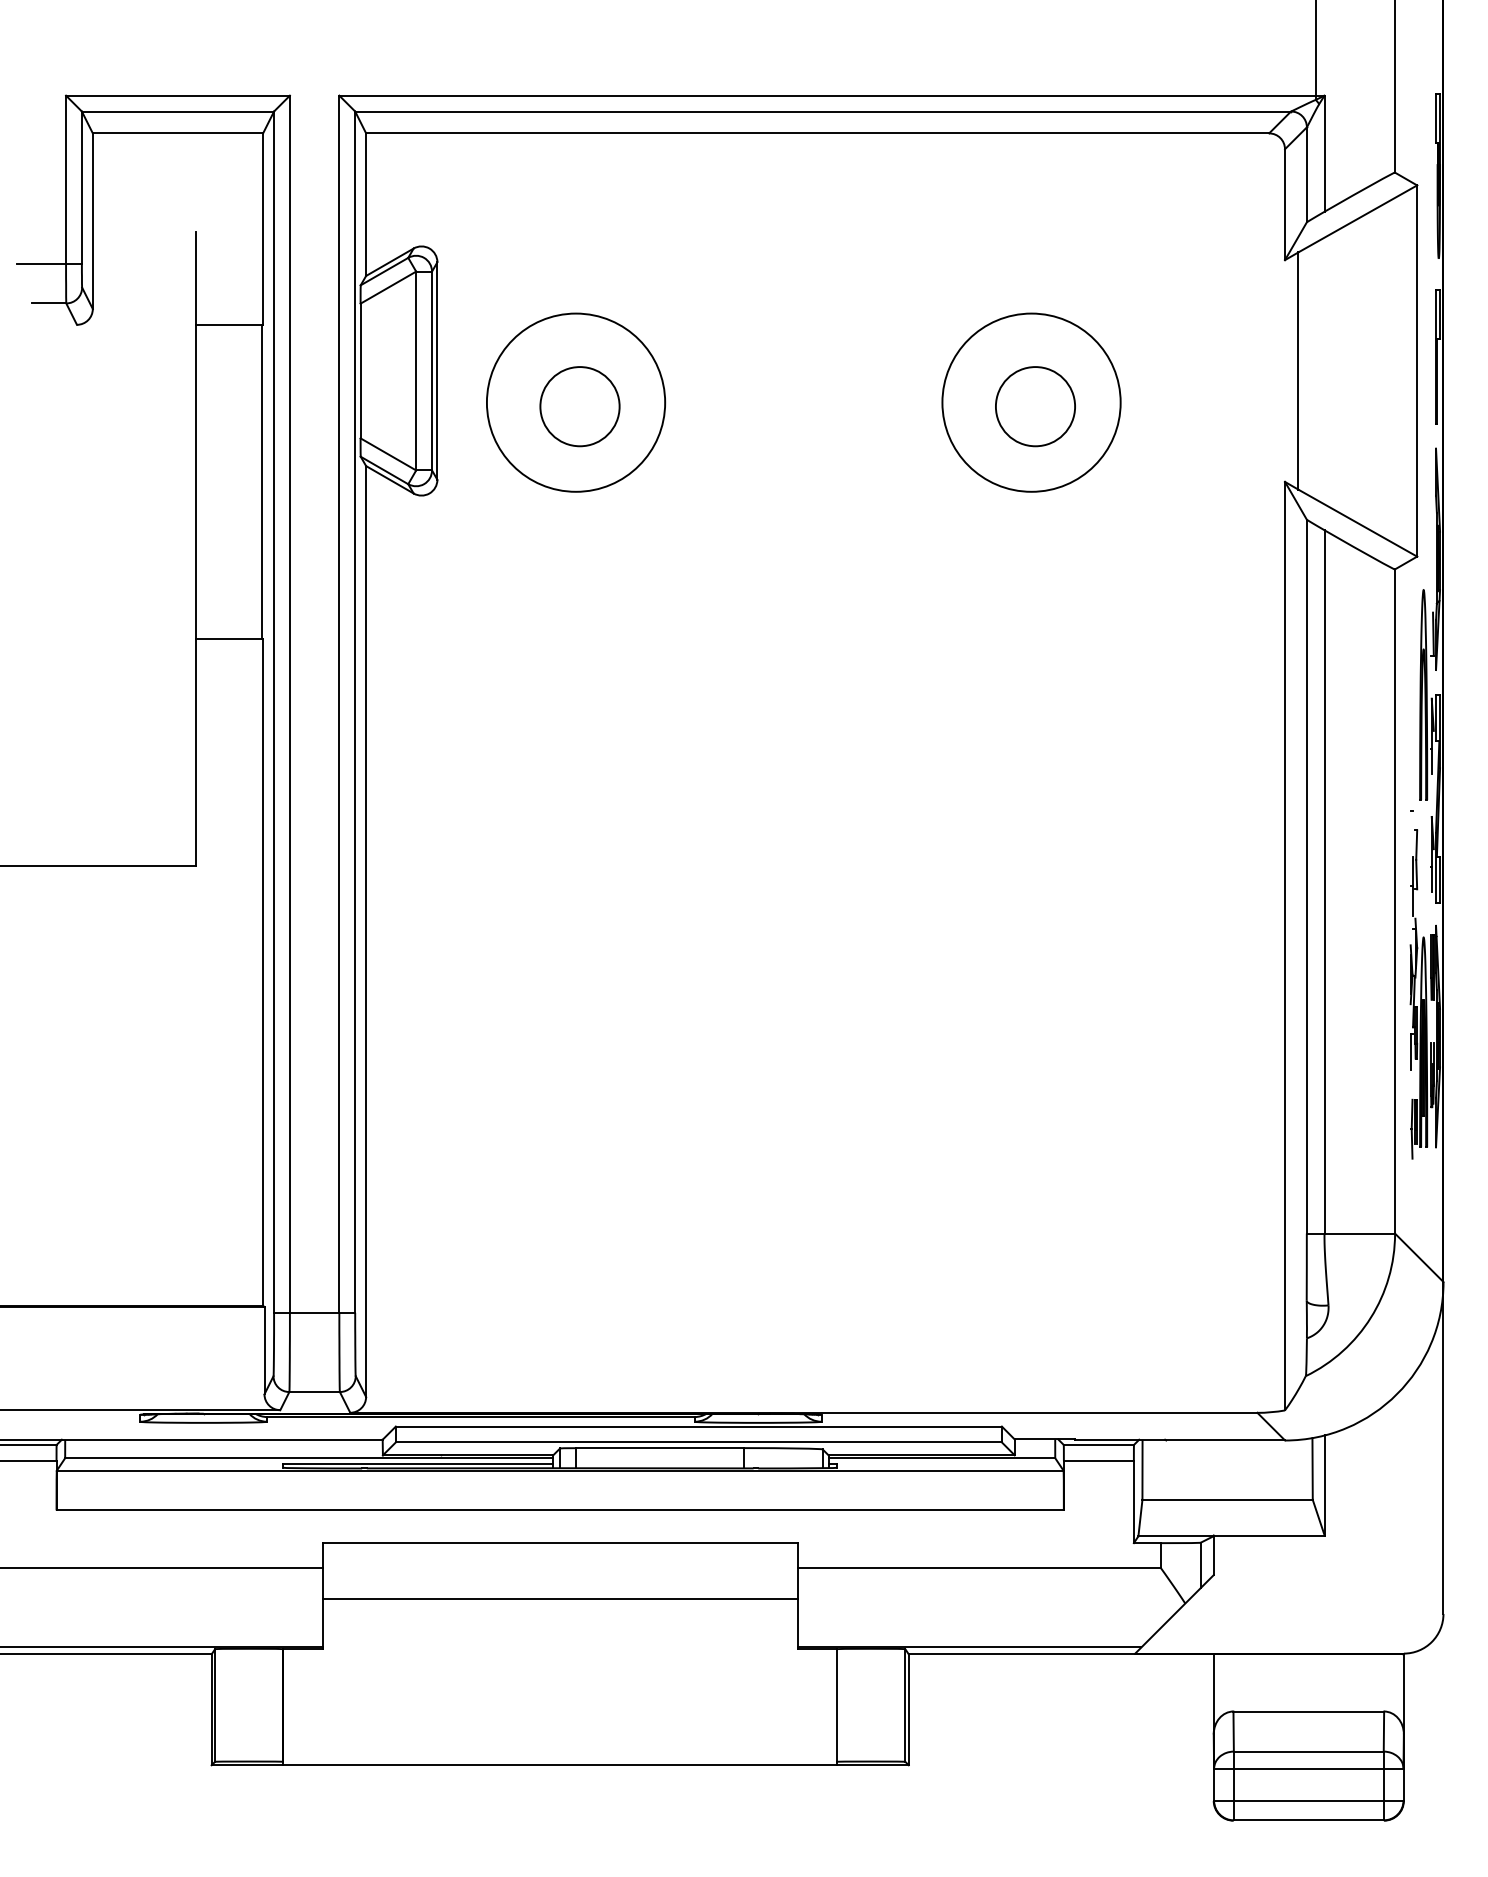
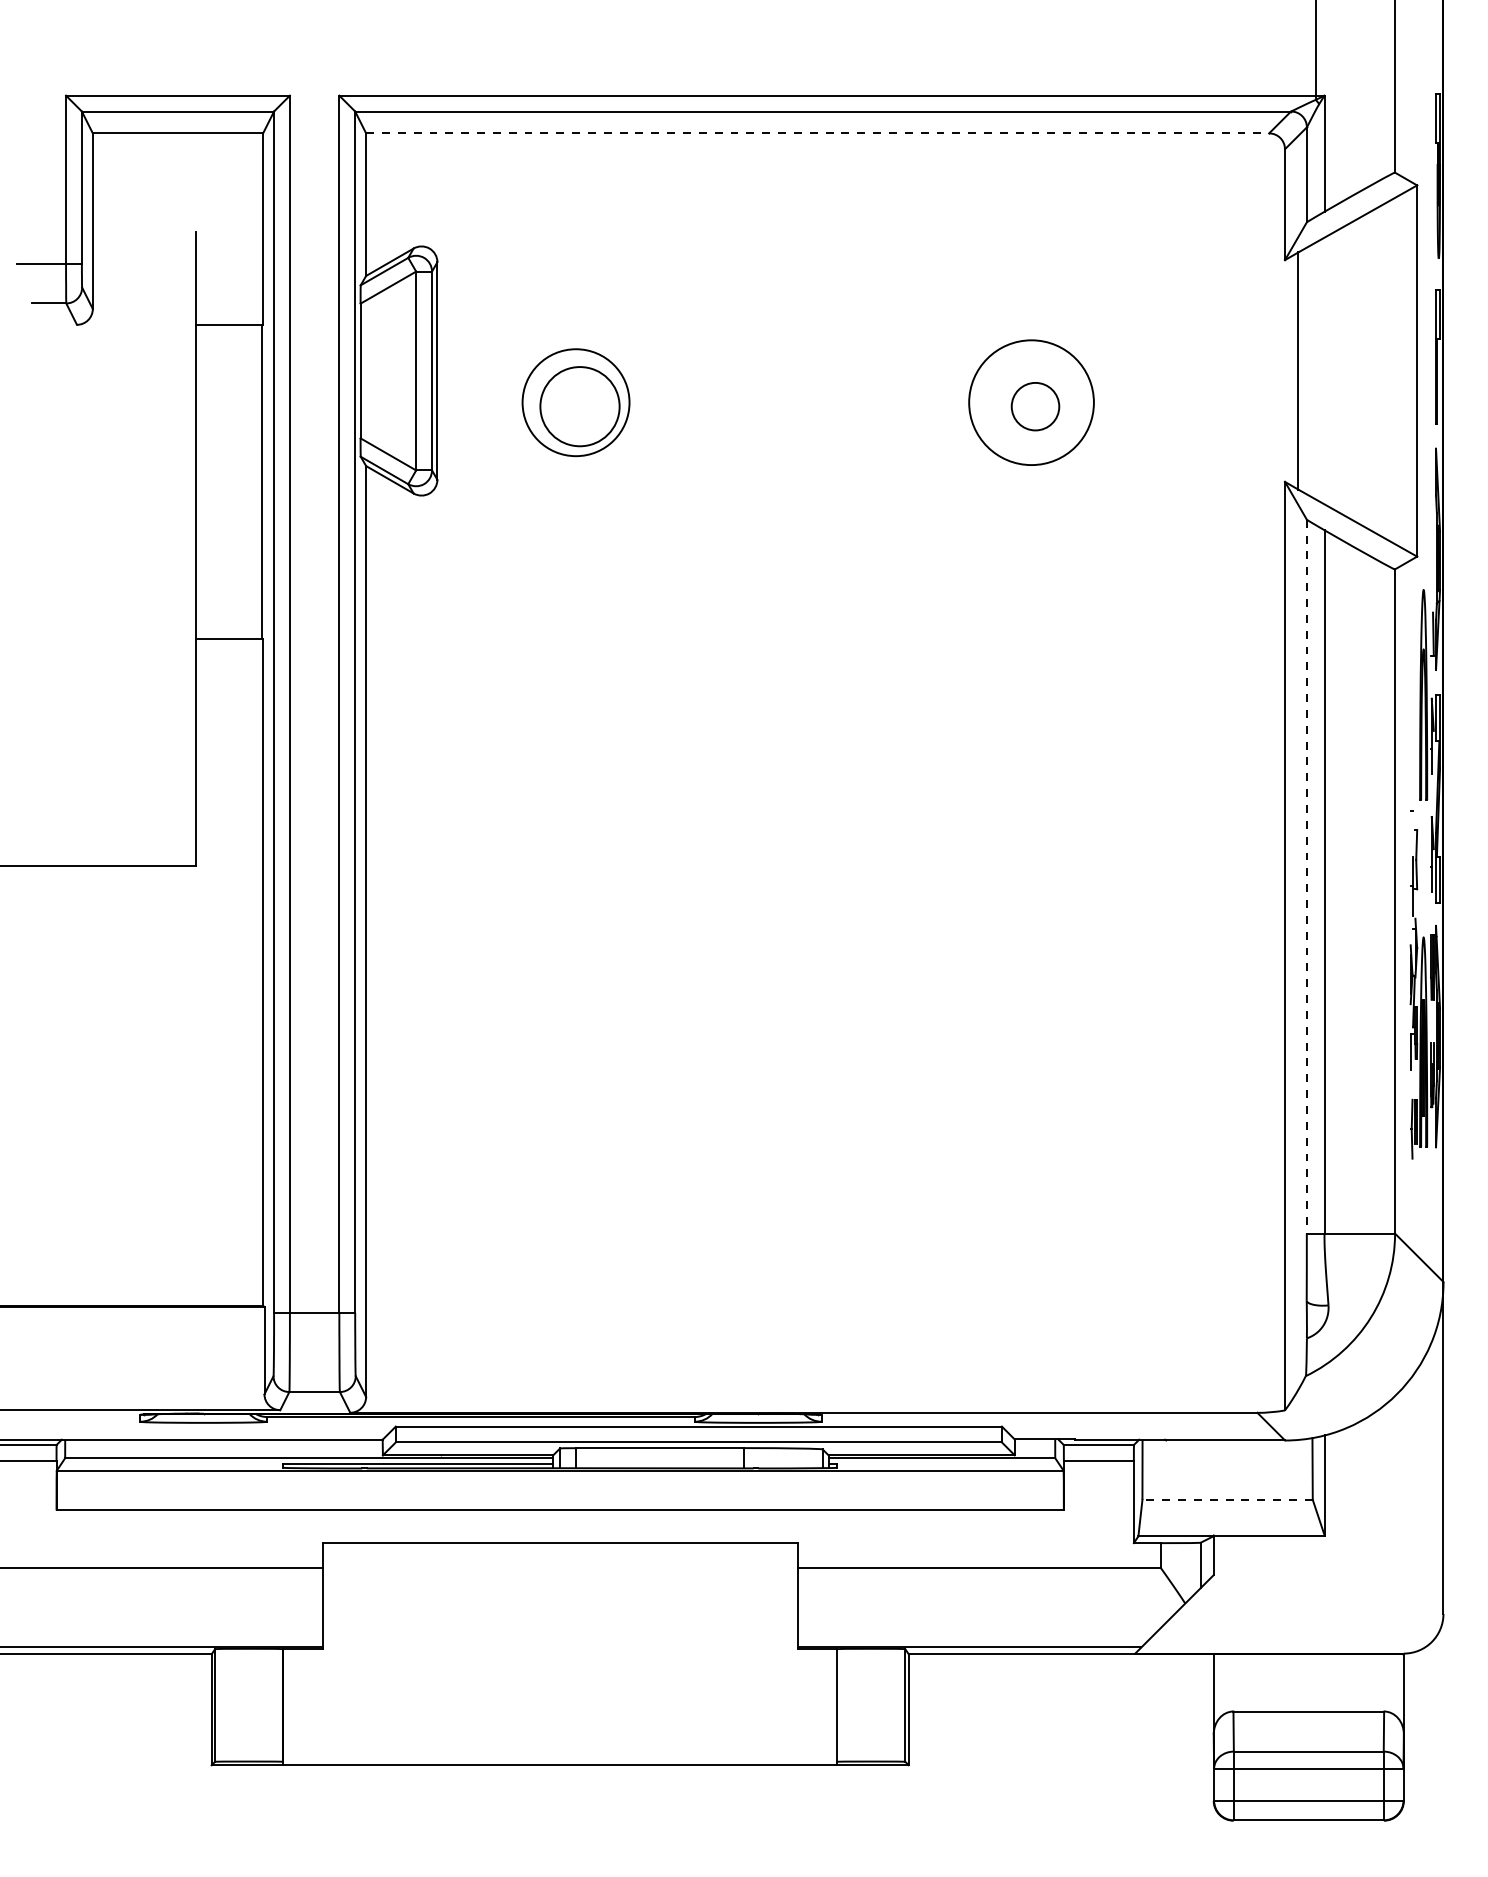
line: solid -> dashed (817, 133)
circle diameter: 178 px -> 107 px (575, 402)
circle diameter: 178 px -> 125 px (1031, 402)
circle diameter: 79 px -> 48 px (1035, 406)
line: solid -> dashed (1306, 876)
line: solid -> dashed (1227, 1499)
line: present -> none (559, 1598)
